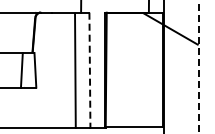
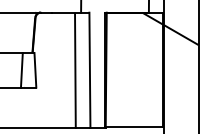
line: dashed -> solid (198, 66)
line: dashed -> solid (89, 70)
